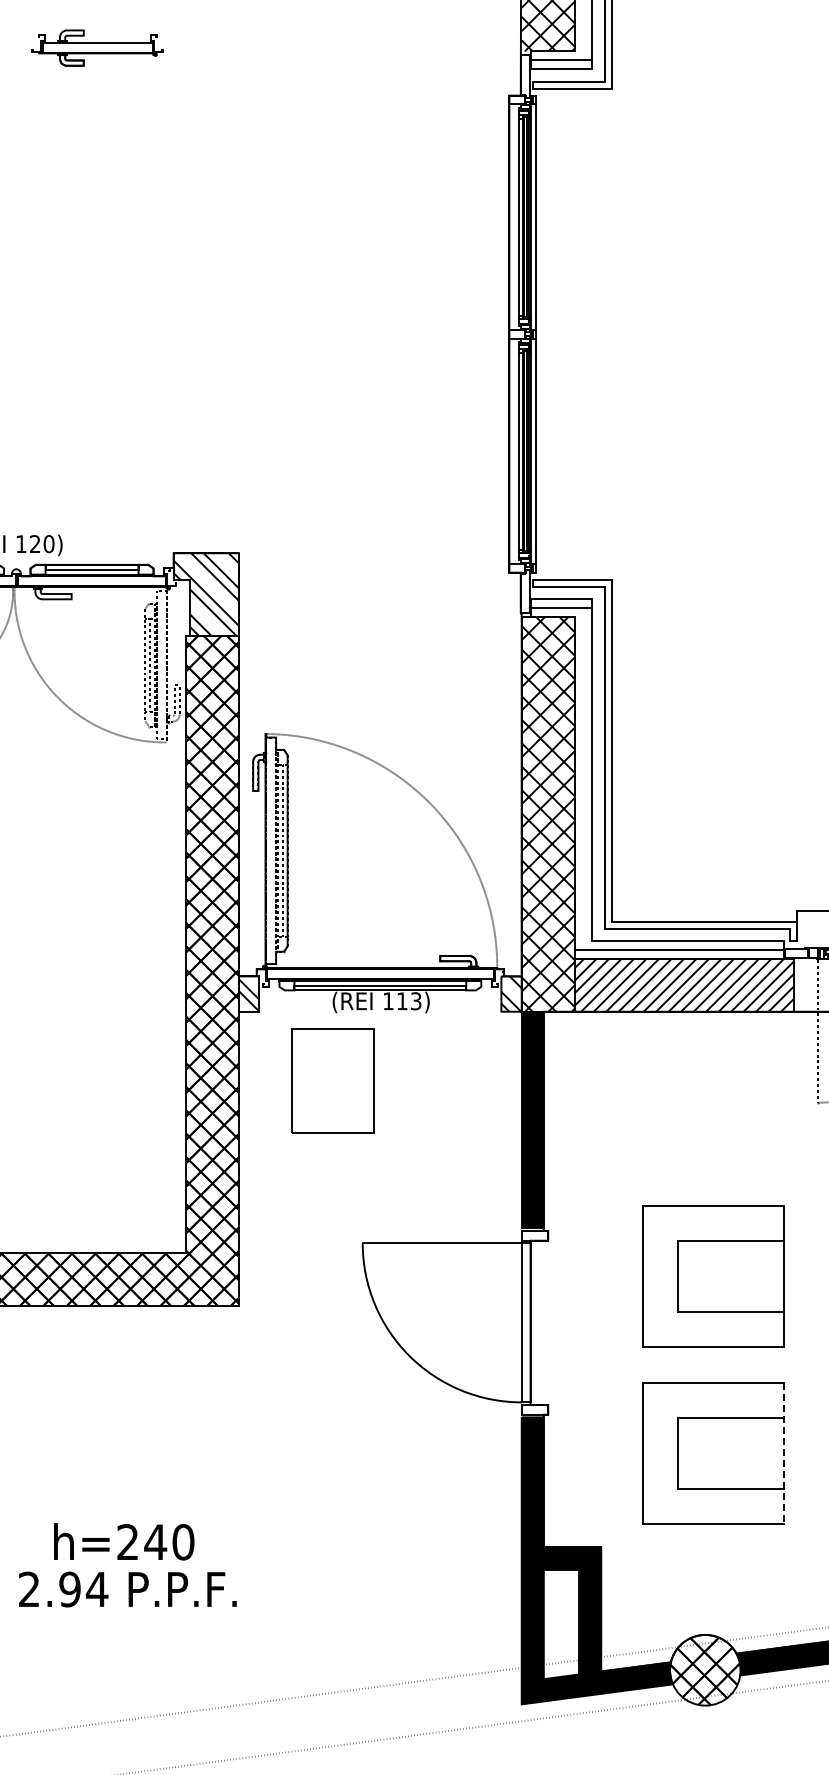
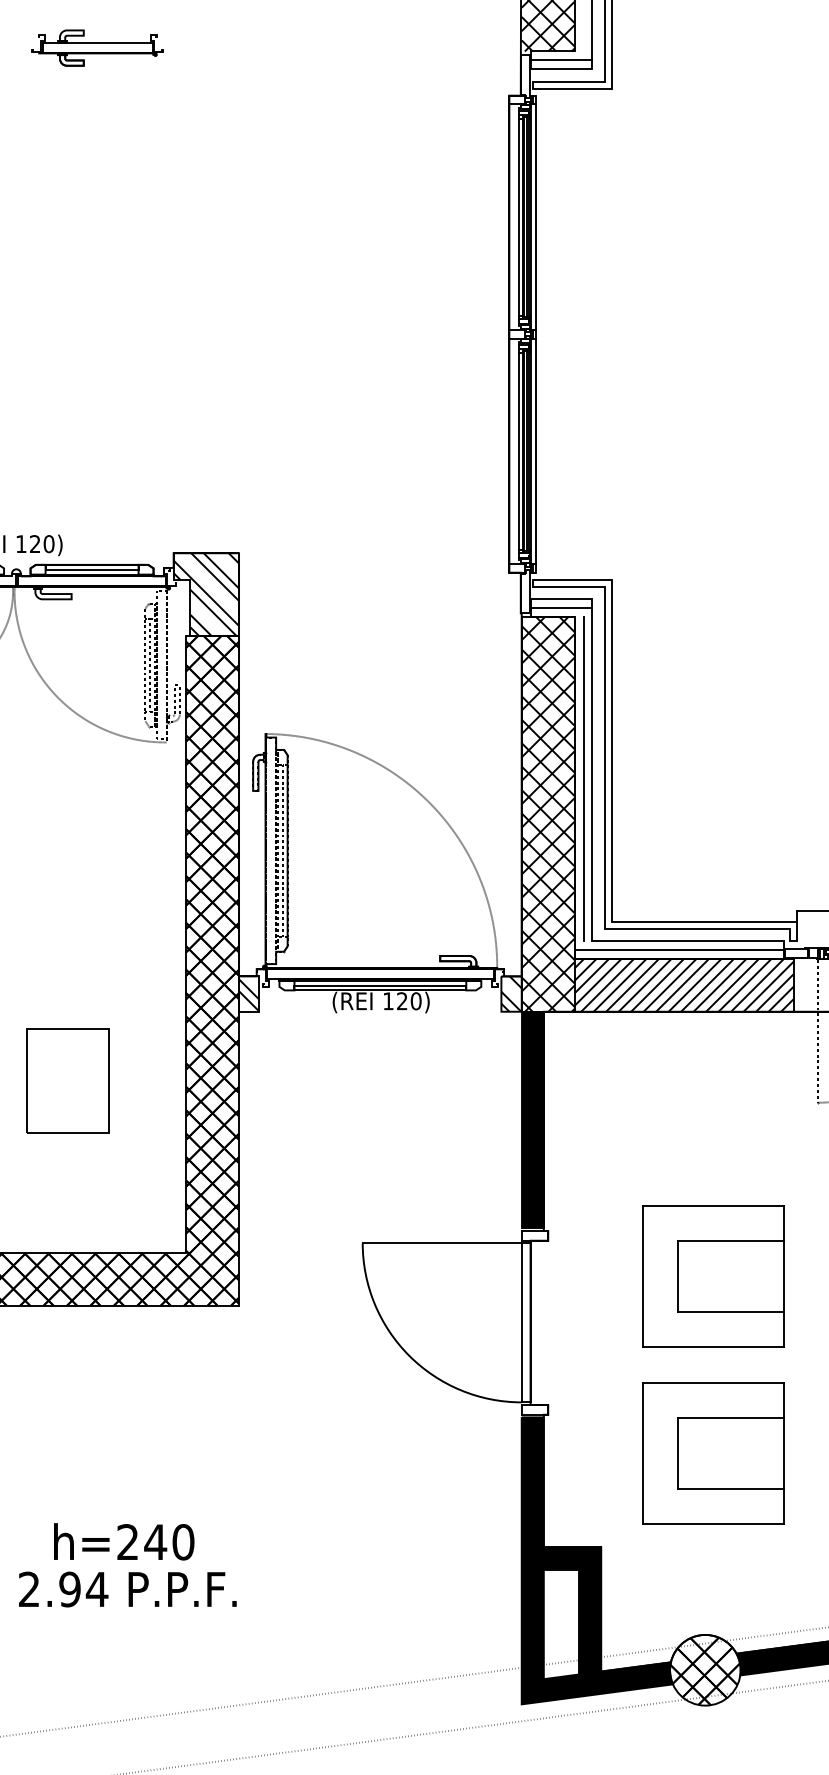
line: none -> present (583, 778)
text: 113) -> 120) (409, 1001)
part position: (332, 1080) -> (67, 1080) (67, 1080)
line: dashed -> solid (784, 1453)
